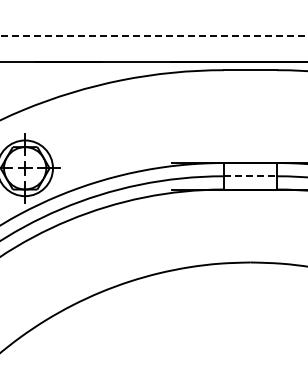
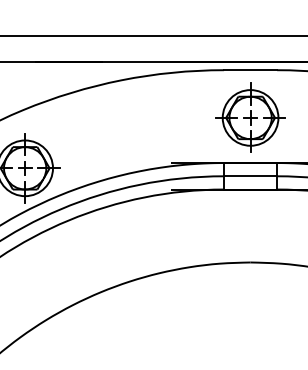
line: dashed -> solid (154, 35)
part: none -> present (250, 117)
line: dashed -> solid (250, 176)
